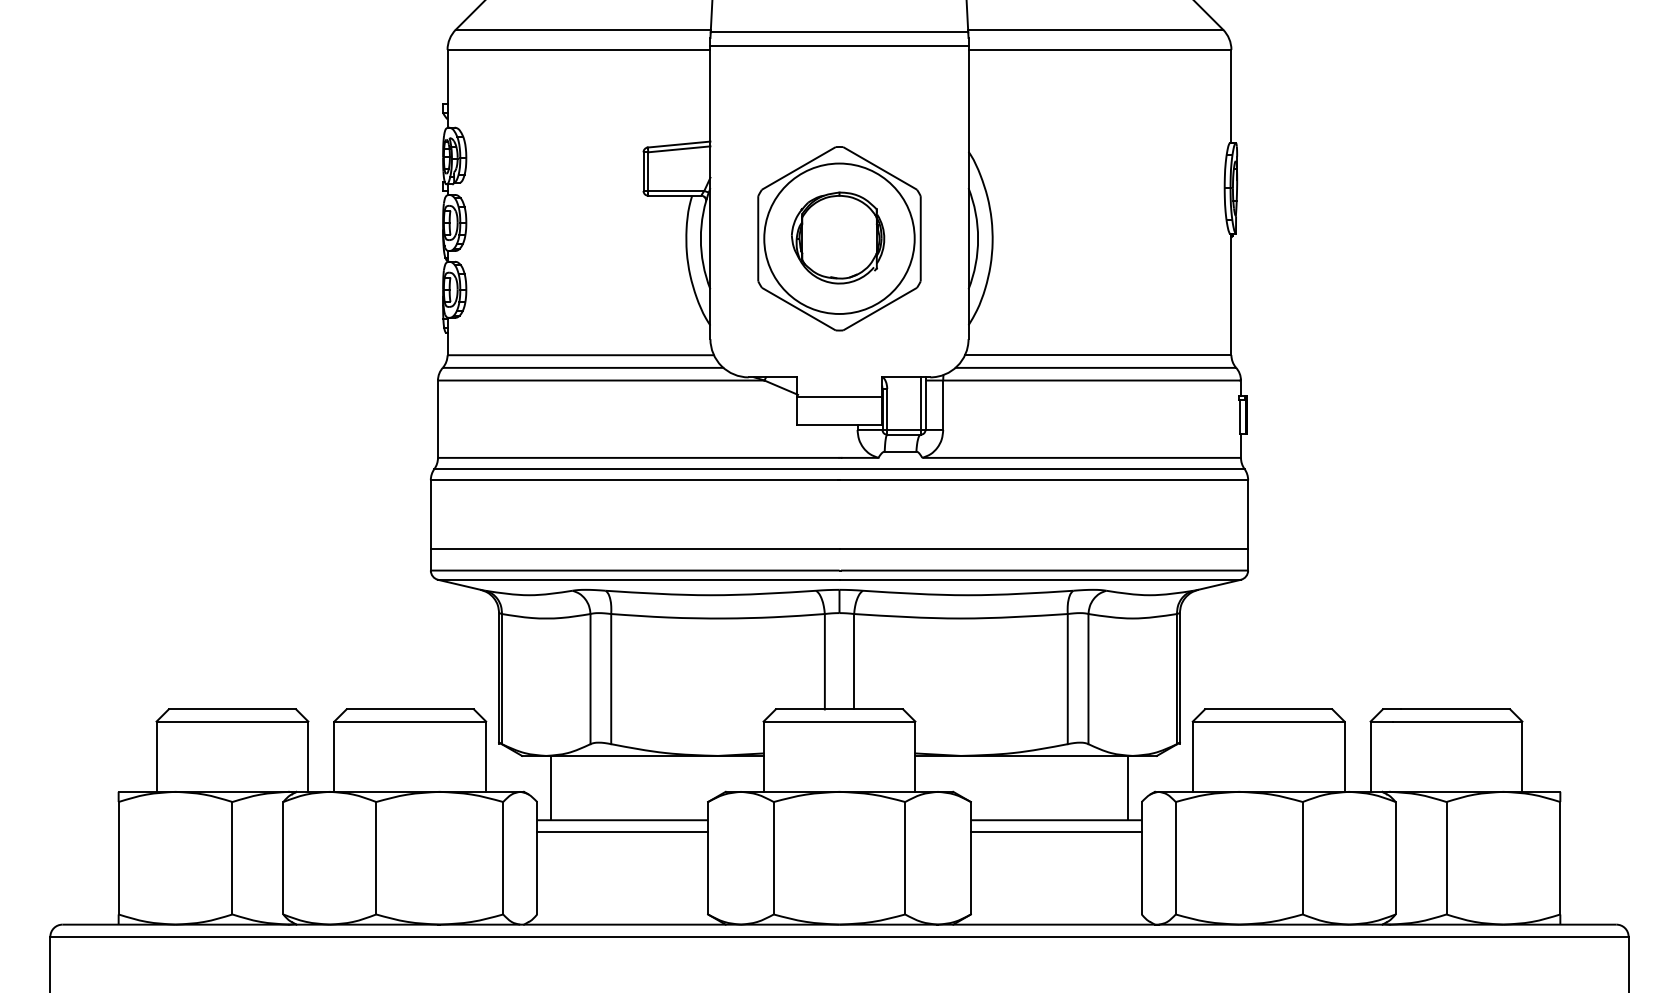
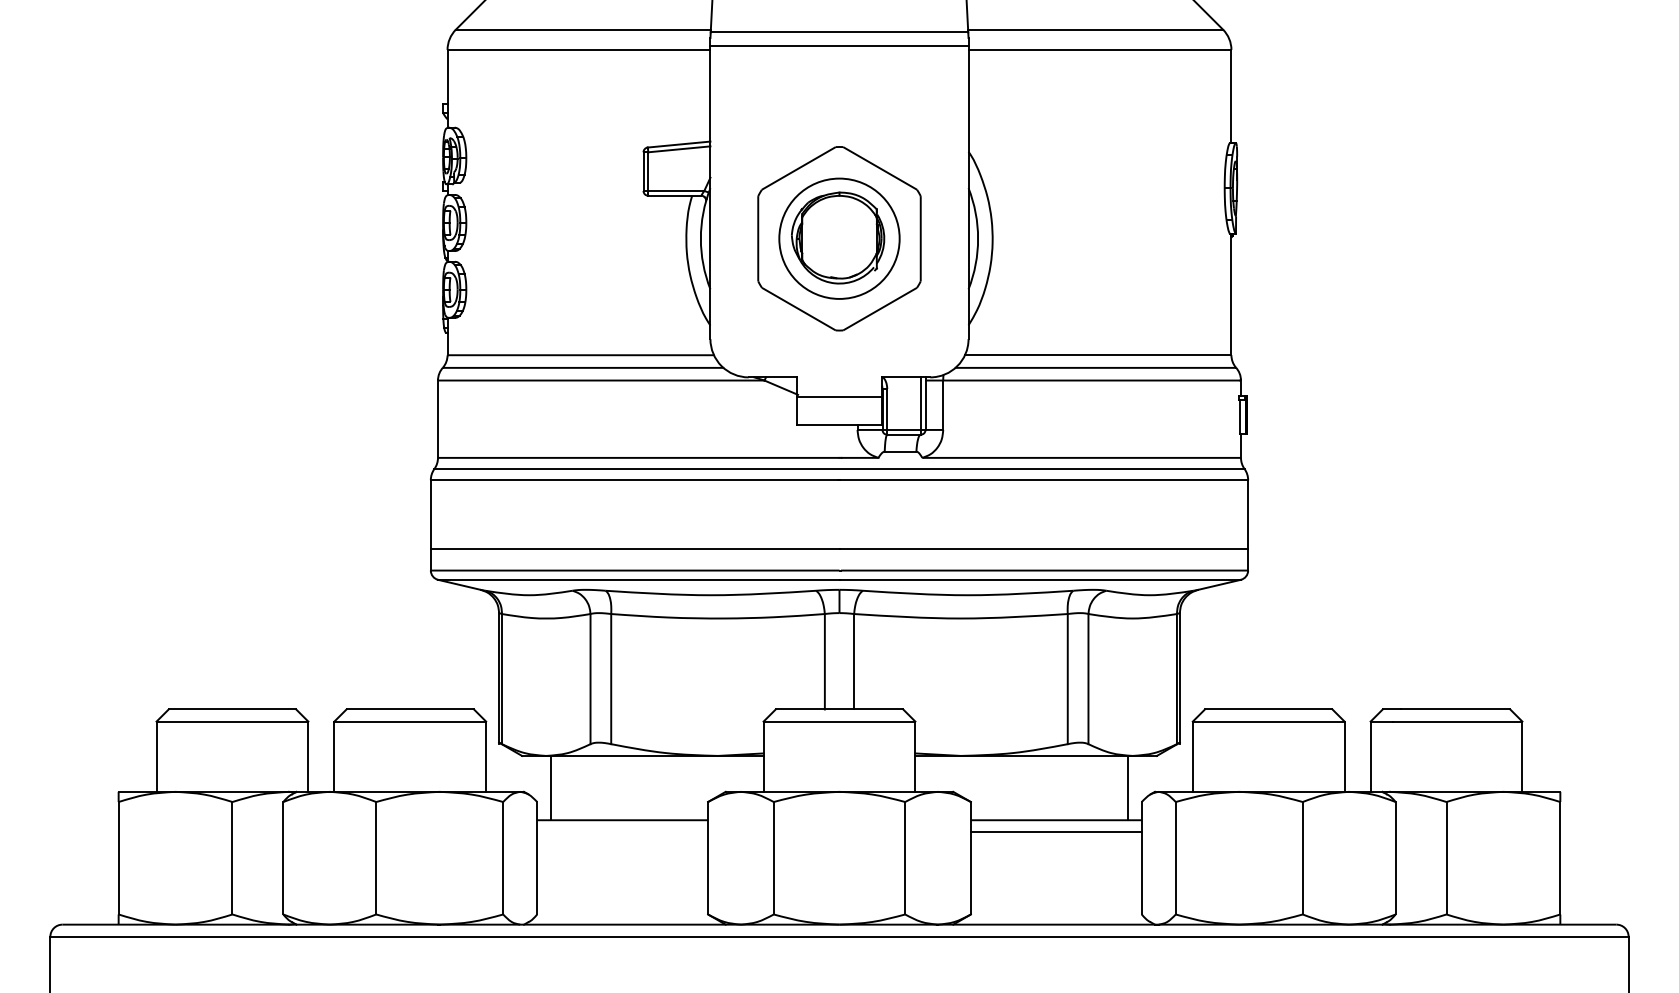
circle diameter: 150 px -> 120 px (839, 238)
line: present -> none (622, 832)
